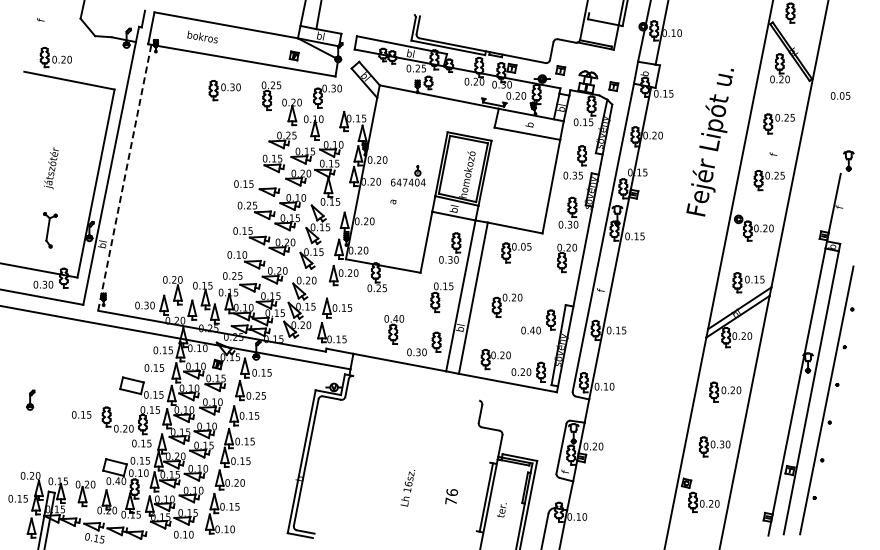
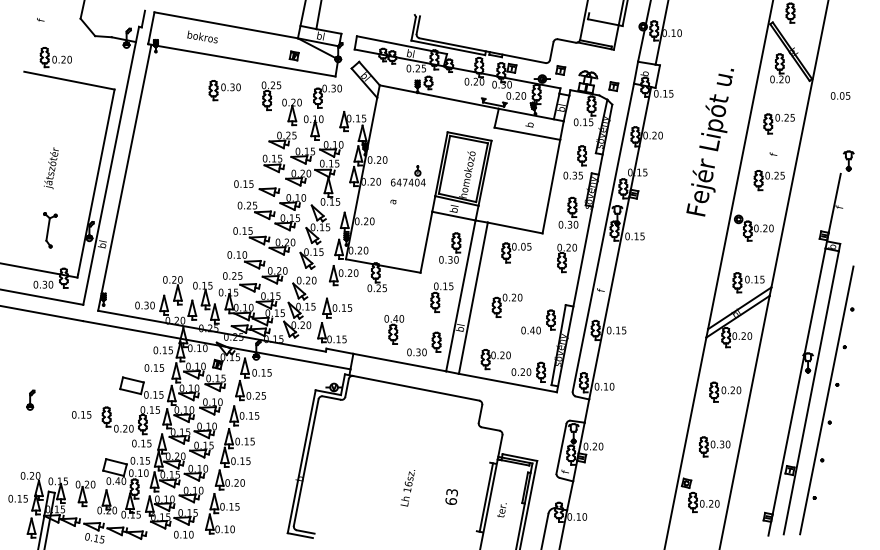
line: dashed -> solid (124, 177)
line: none -> present (416, 387)
text: 76 -> 63 (451, 496)
